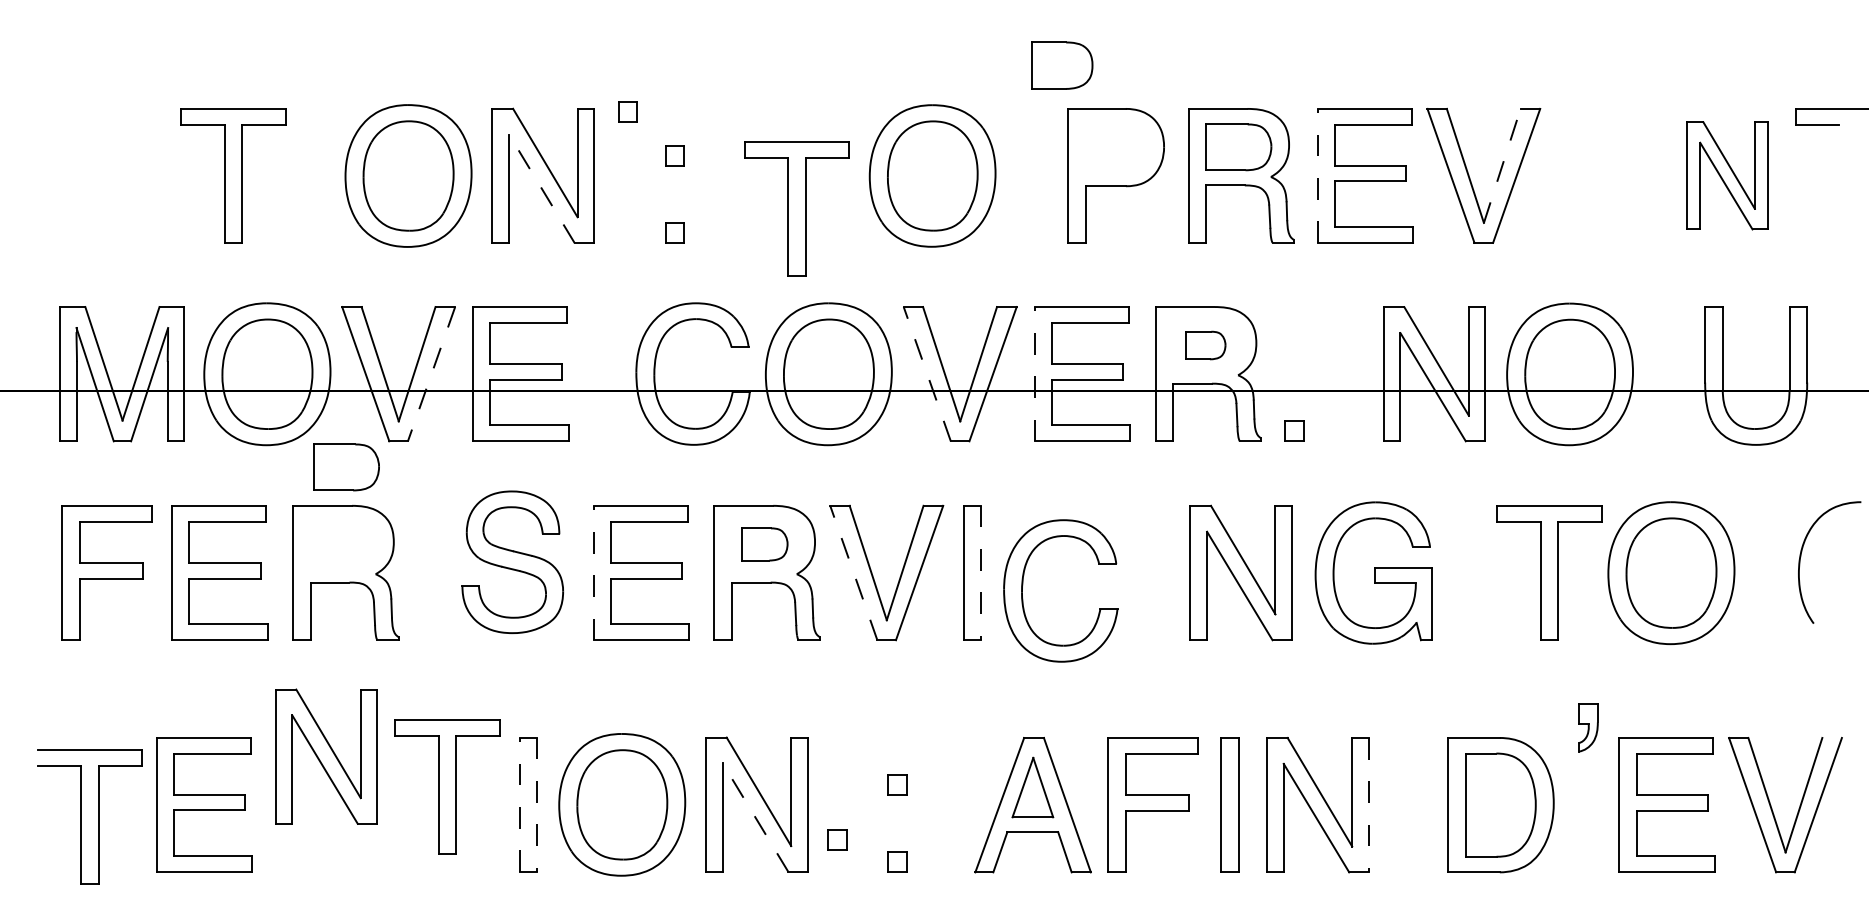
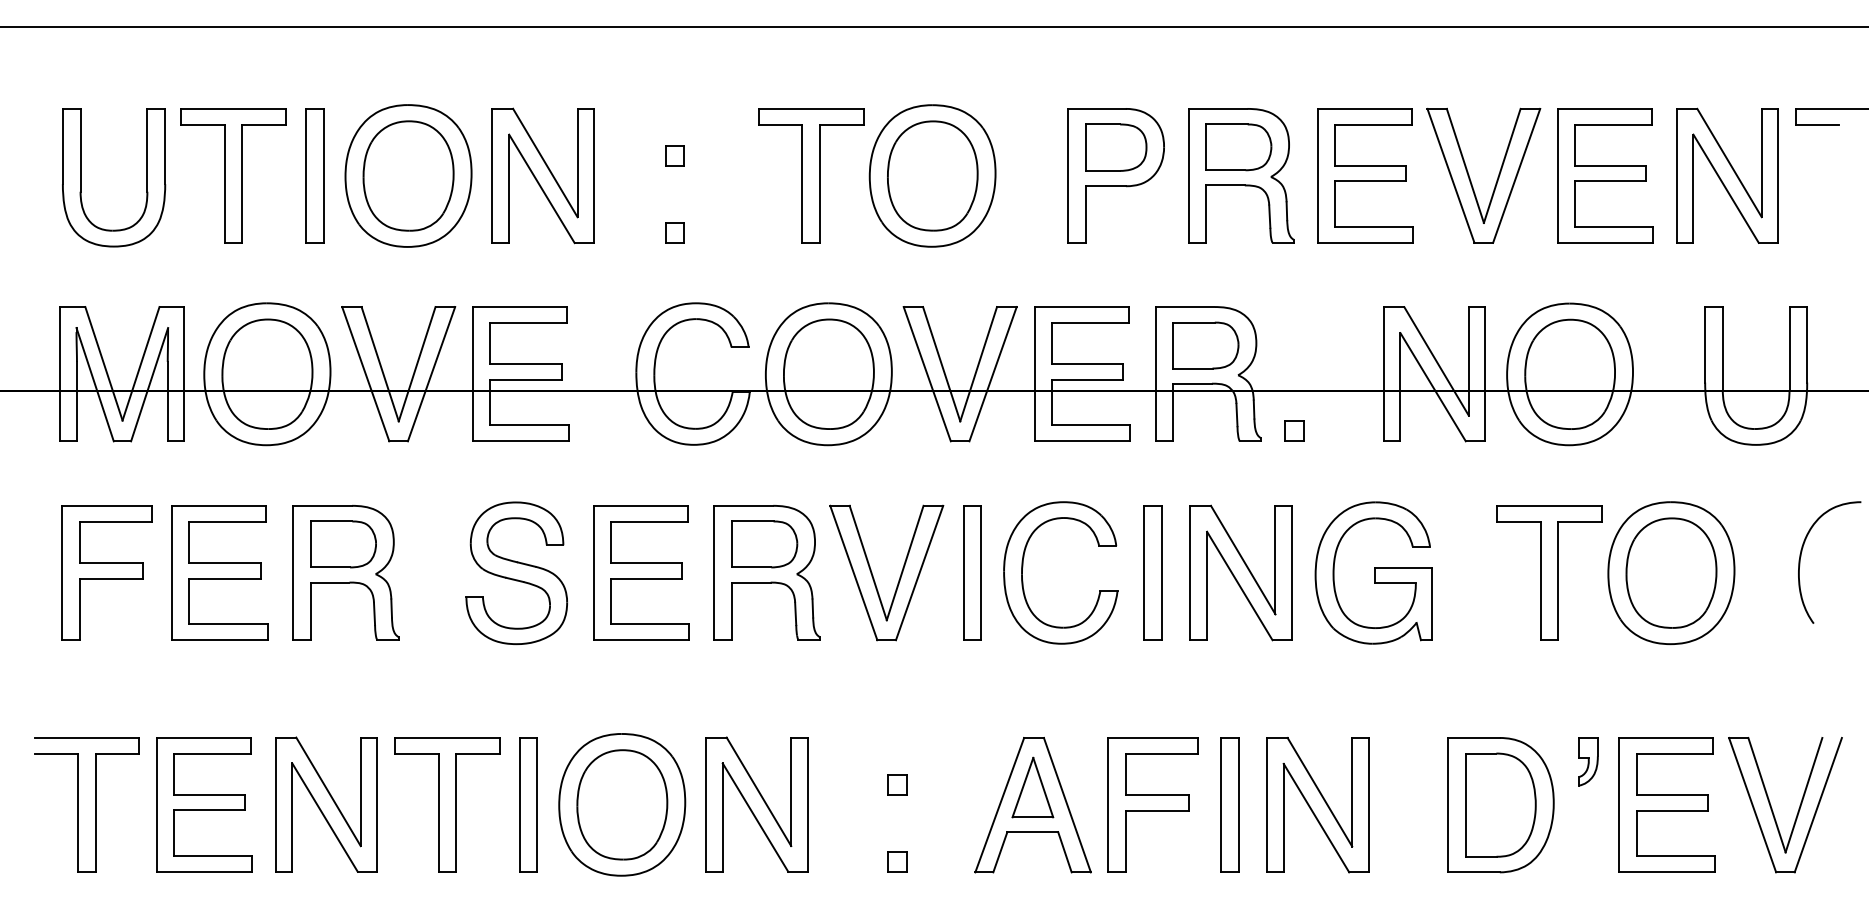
line: none -> present (933, 27)
part position: (1062, 65) -> (1116, 147) (1116, 147)
part: present -> none (627, 111)
line: dashed -> solid (1502, 165)
part: none -> present (314, 175)
line: dashed -> solid (1318, 175)
part: none -> present (1605, 175)
part size: 83x110 px -> 103x137 px (1727, 175)
part: none -> present (146, 177)
line: dashed -> solid (541, 188)
part position: (797, 208) -> (811, 175) (811, 175)
part size: 42x31 px -> 68x49 px (1205, 345)
line: dashed -> solid (927, 373)
line: dashed -> solid (1034, 373)
line: dashed -> solid (431, 374)
part position: (346, 467) -> (343, 544) (343, 544)
part size: 48x35 px -> 68x49 px (764, 544)
part position: (512, 562) -> (516, 573) (516, 573)
line: dashed -> solid (593, 572)
line: dashed -> solid (853, 572)
part: none -> present (1152, 572)
line: dashed -> solid (981, 573)
part position: (1023, 585) -> (1023, 567) (1023, 567)
part position: (1588, 727) -> (1588, 761) (1588, 761)
part position: (326, 756) -> (326, 804) (326, 804)
part position: (447, 786) -> (447, 804) (447, 804)
line: dashed -> solid (519, 804)
line: dashed -> solid (537, 805)
line: dashed -> solid (1368, 805)
part position: (81, 816) -> (78, 804) (78, 804)
line: dashed -> solid (755, 817)
part: present -> none (837, 839)
